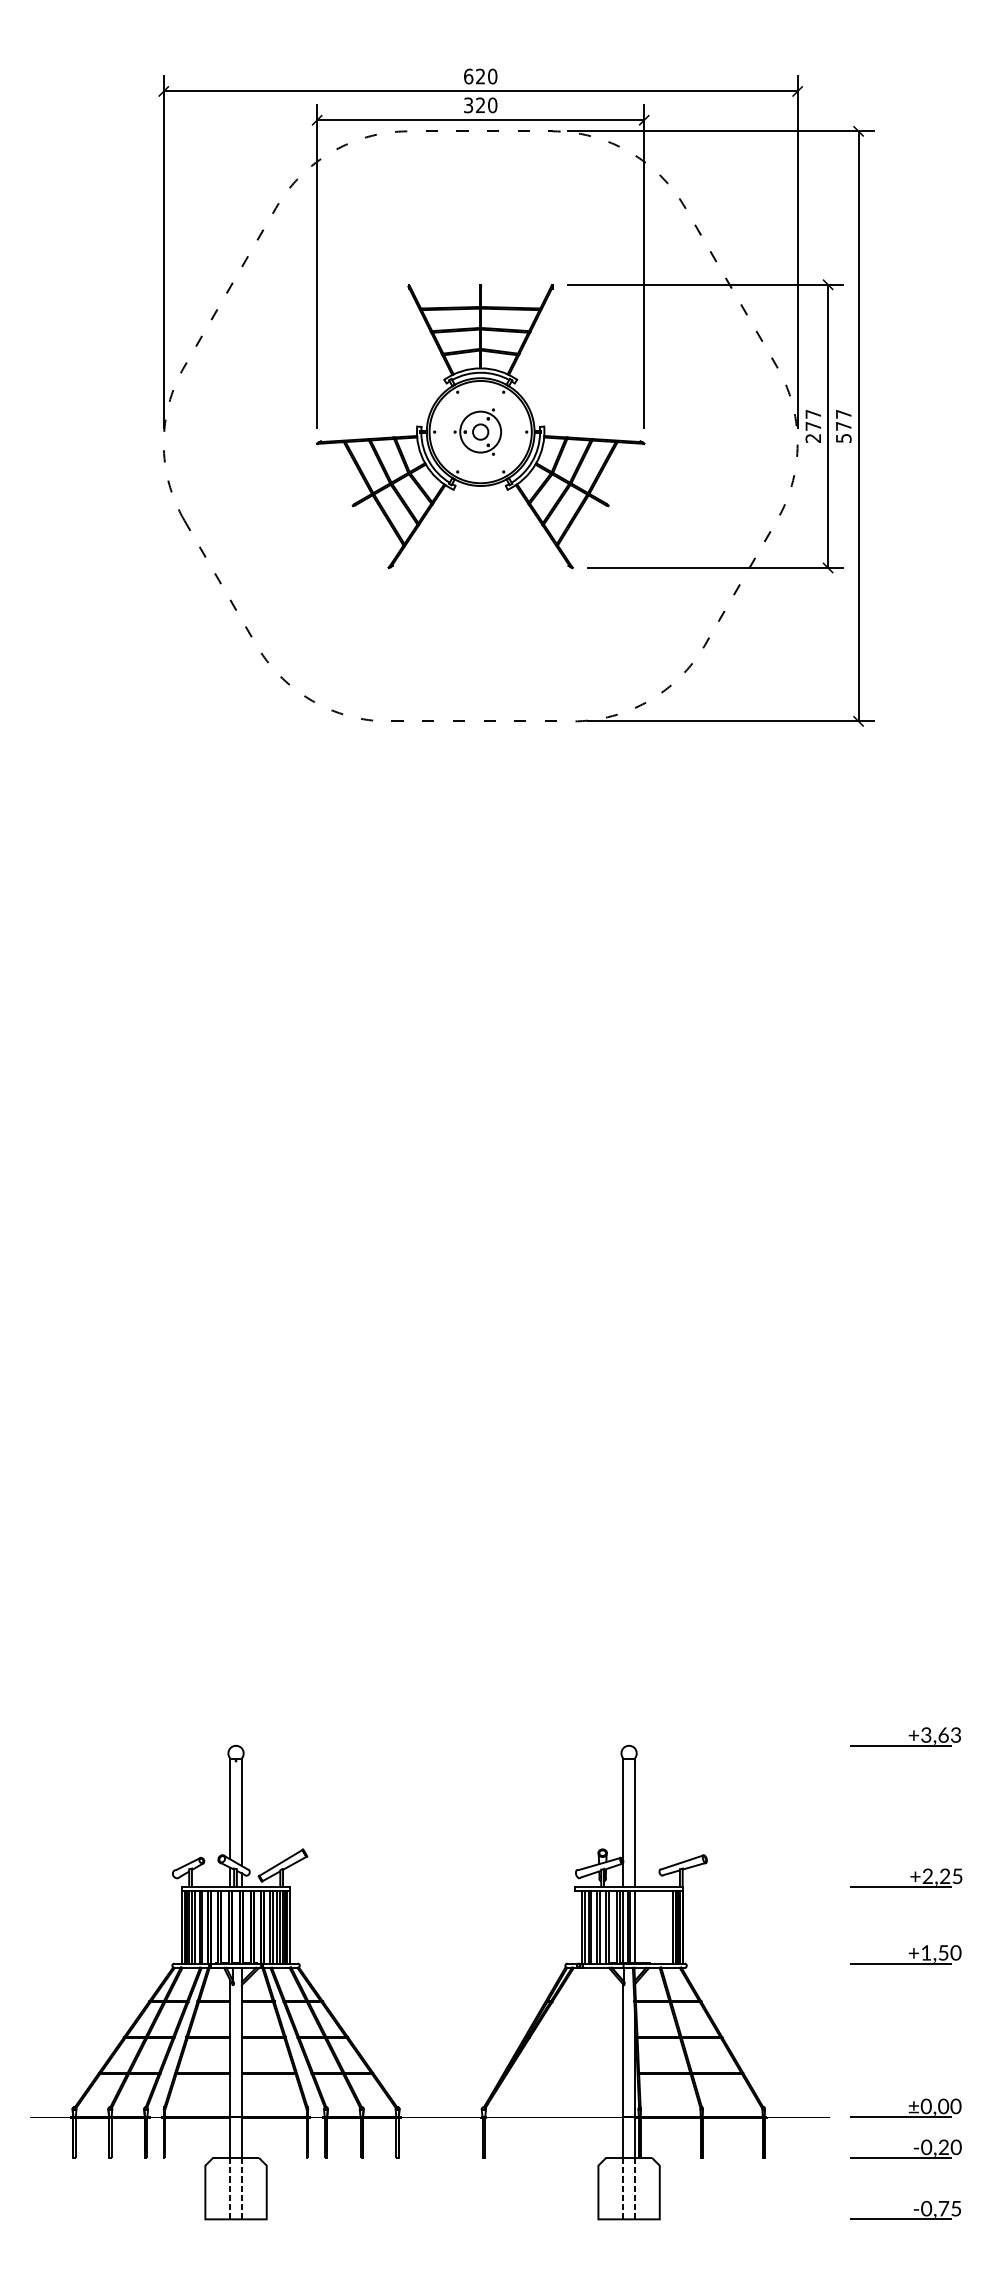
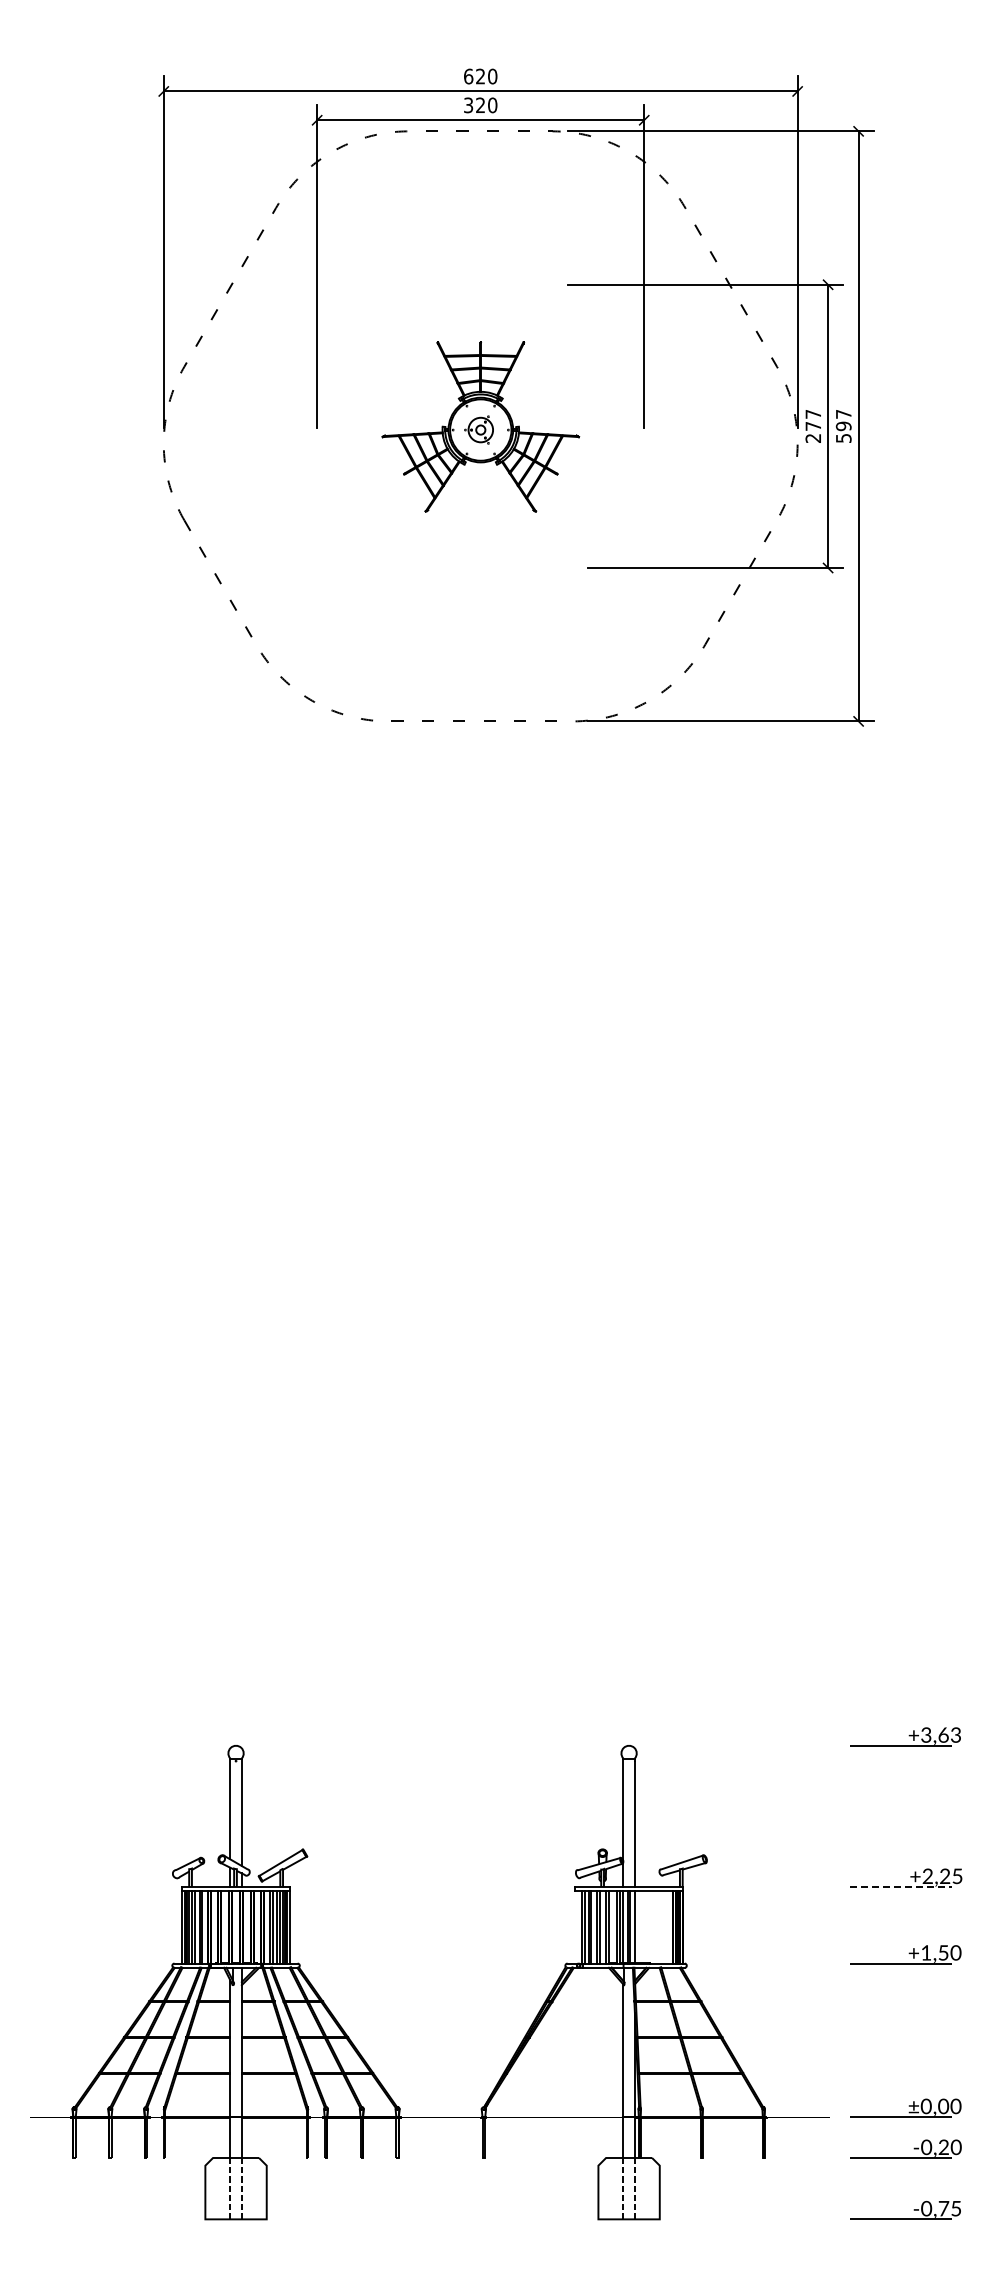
part size: 330x286 px -> 200x172 px (480, 426)
text: 577 -> 597 (843, 426)
line: solid -> dashed (901, 1887)
